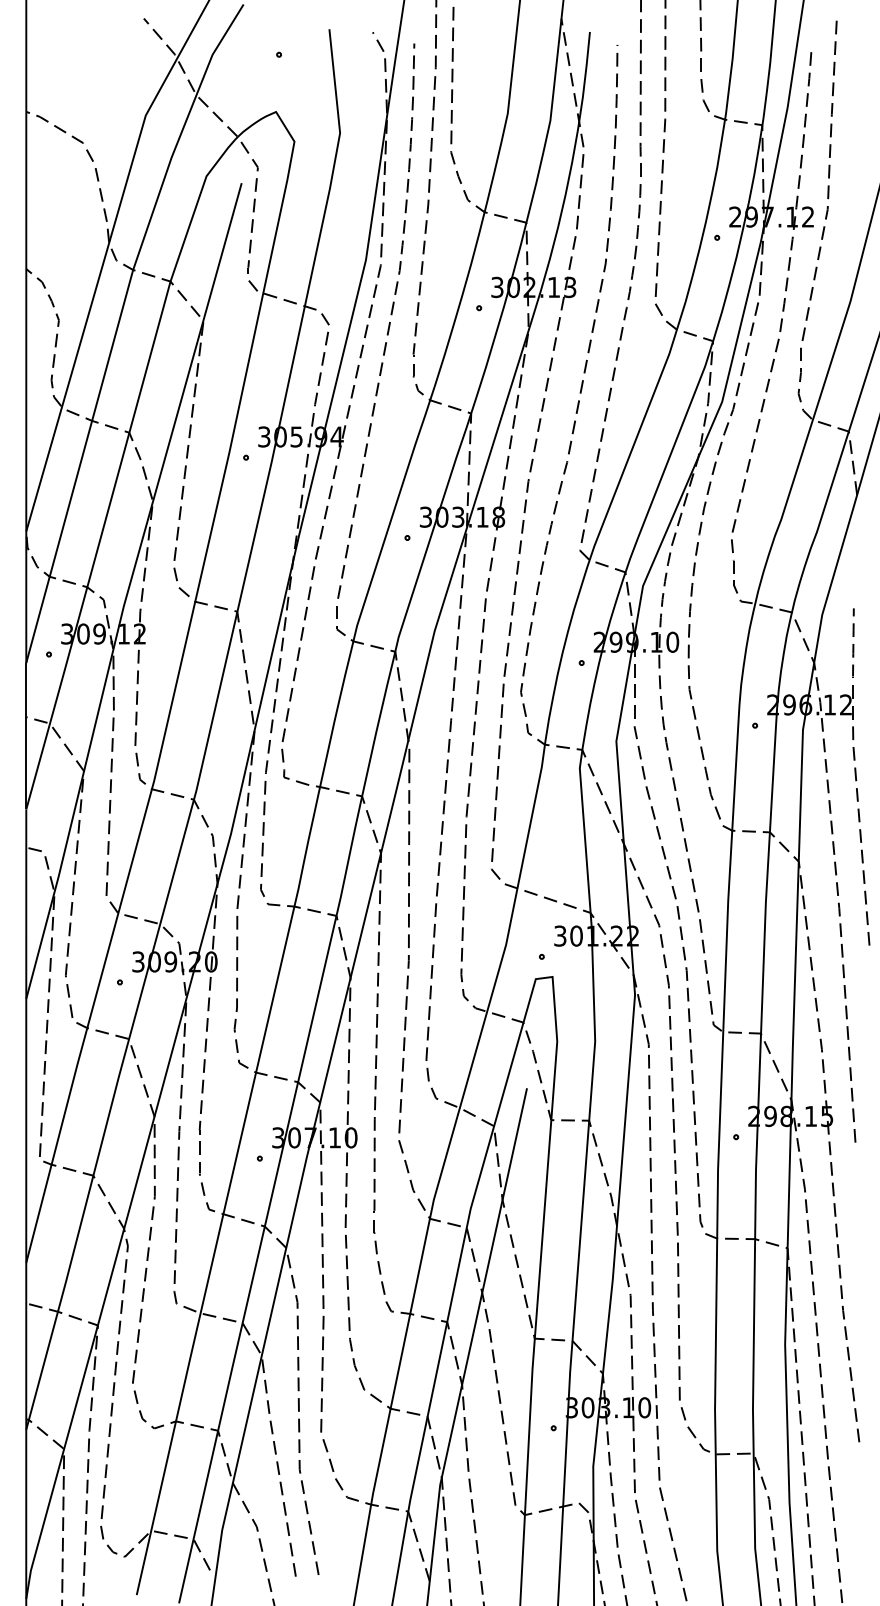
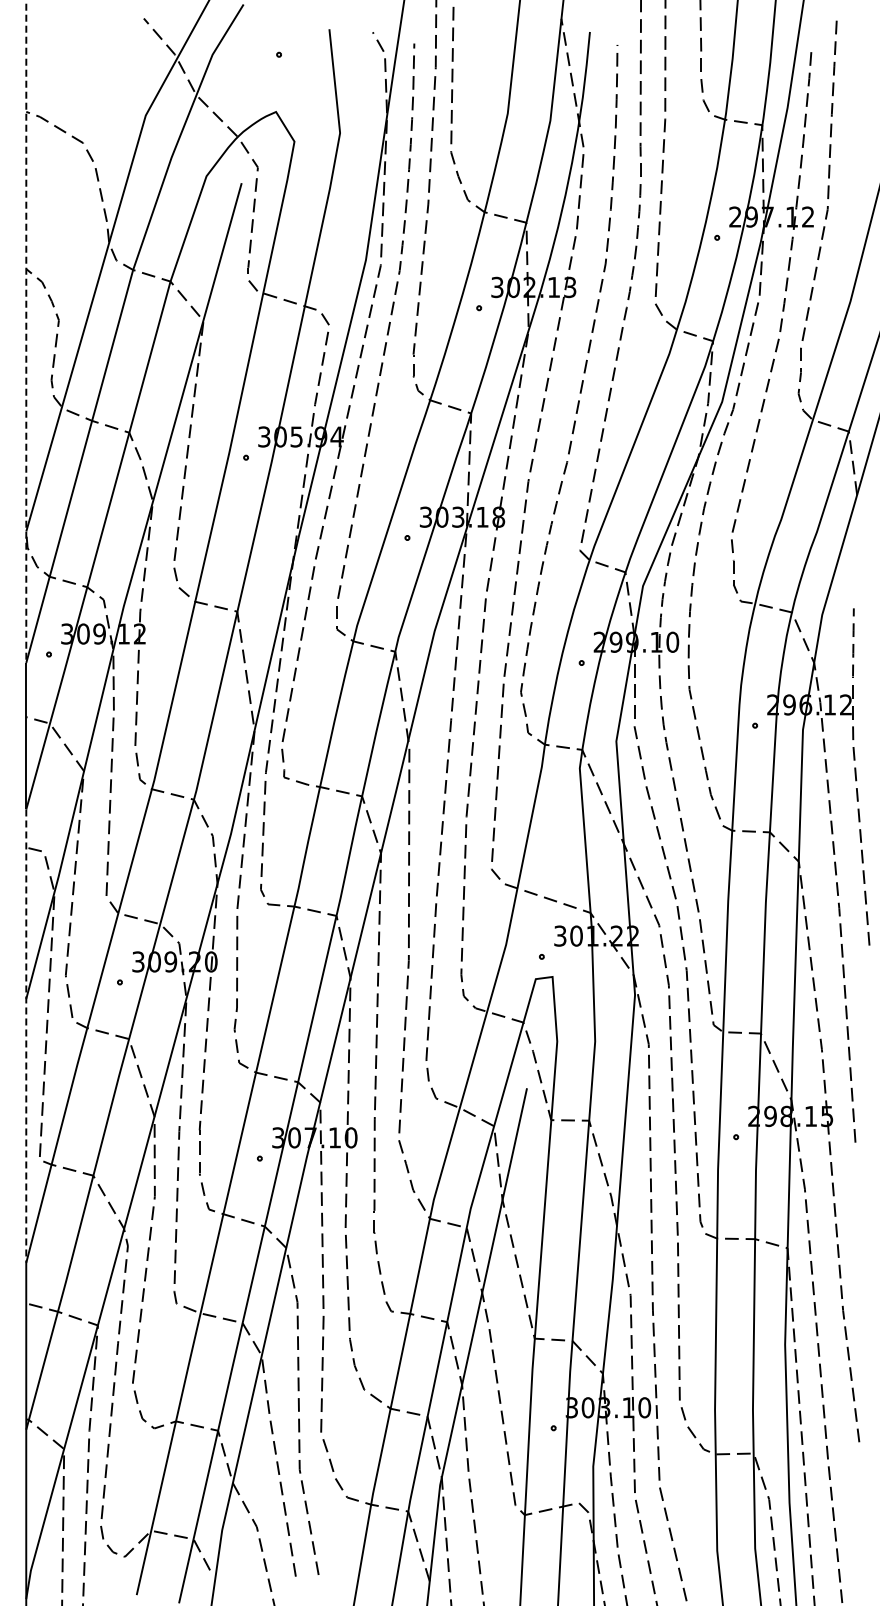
line: solid -> dashed (26, 332)
line: solid -> dashed (26, 1036)
